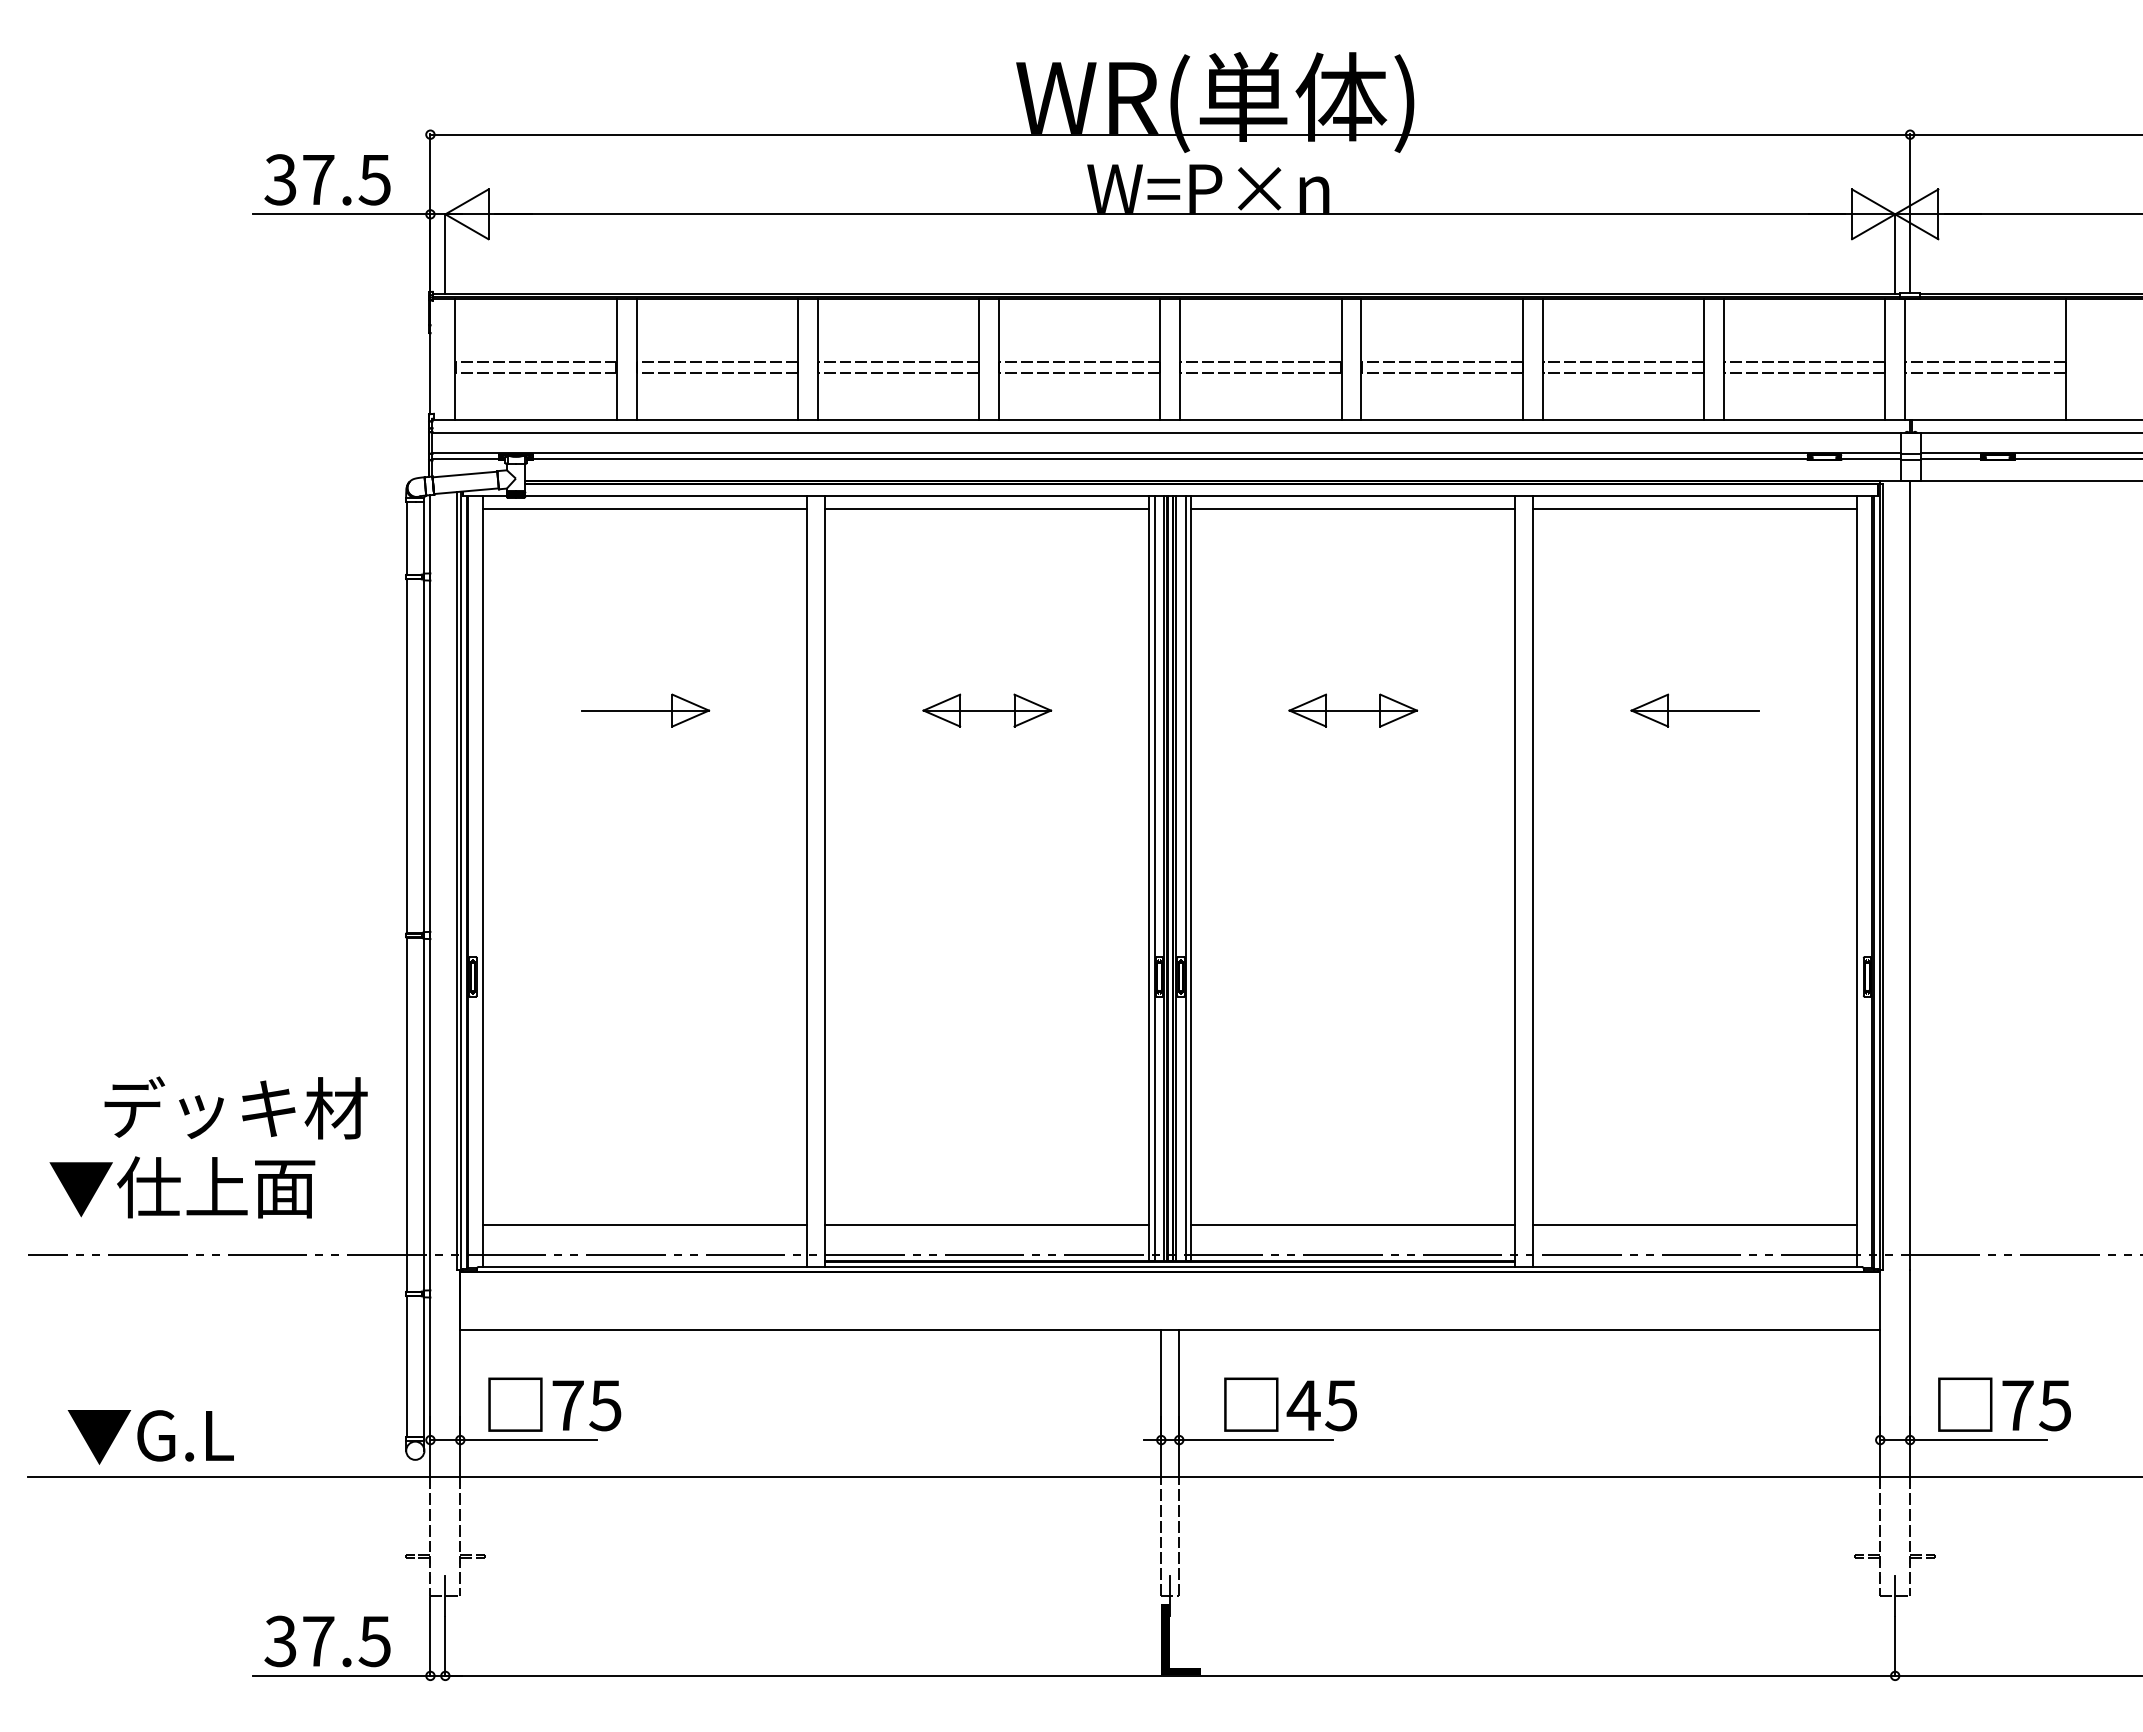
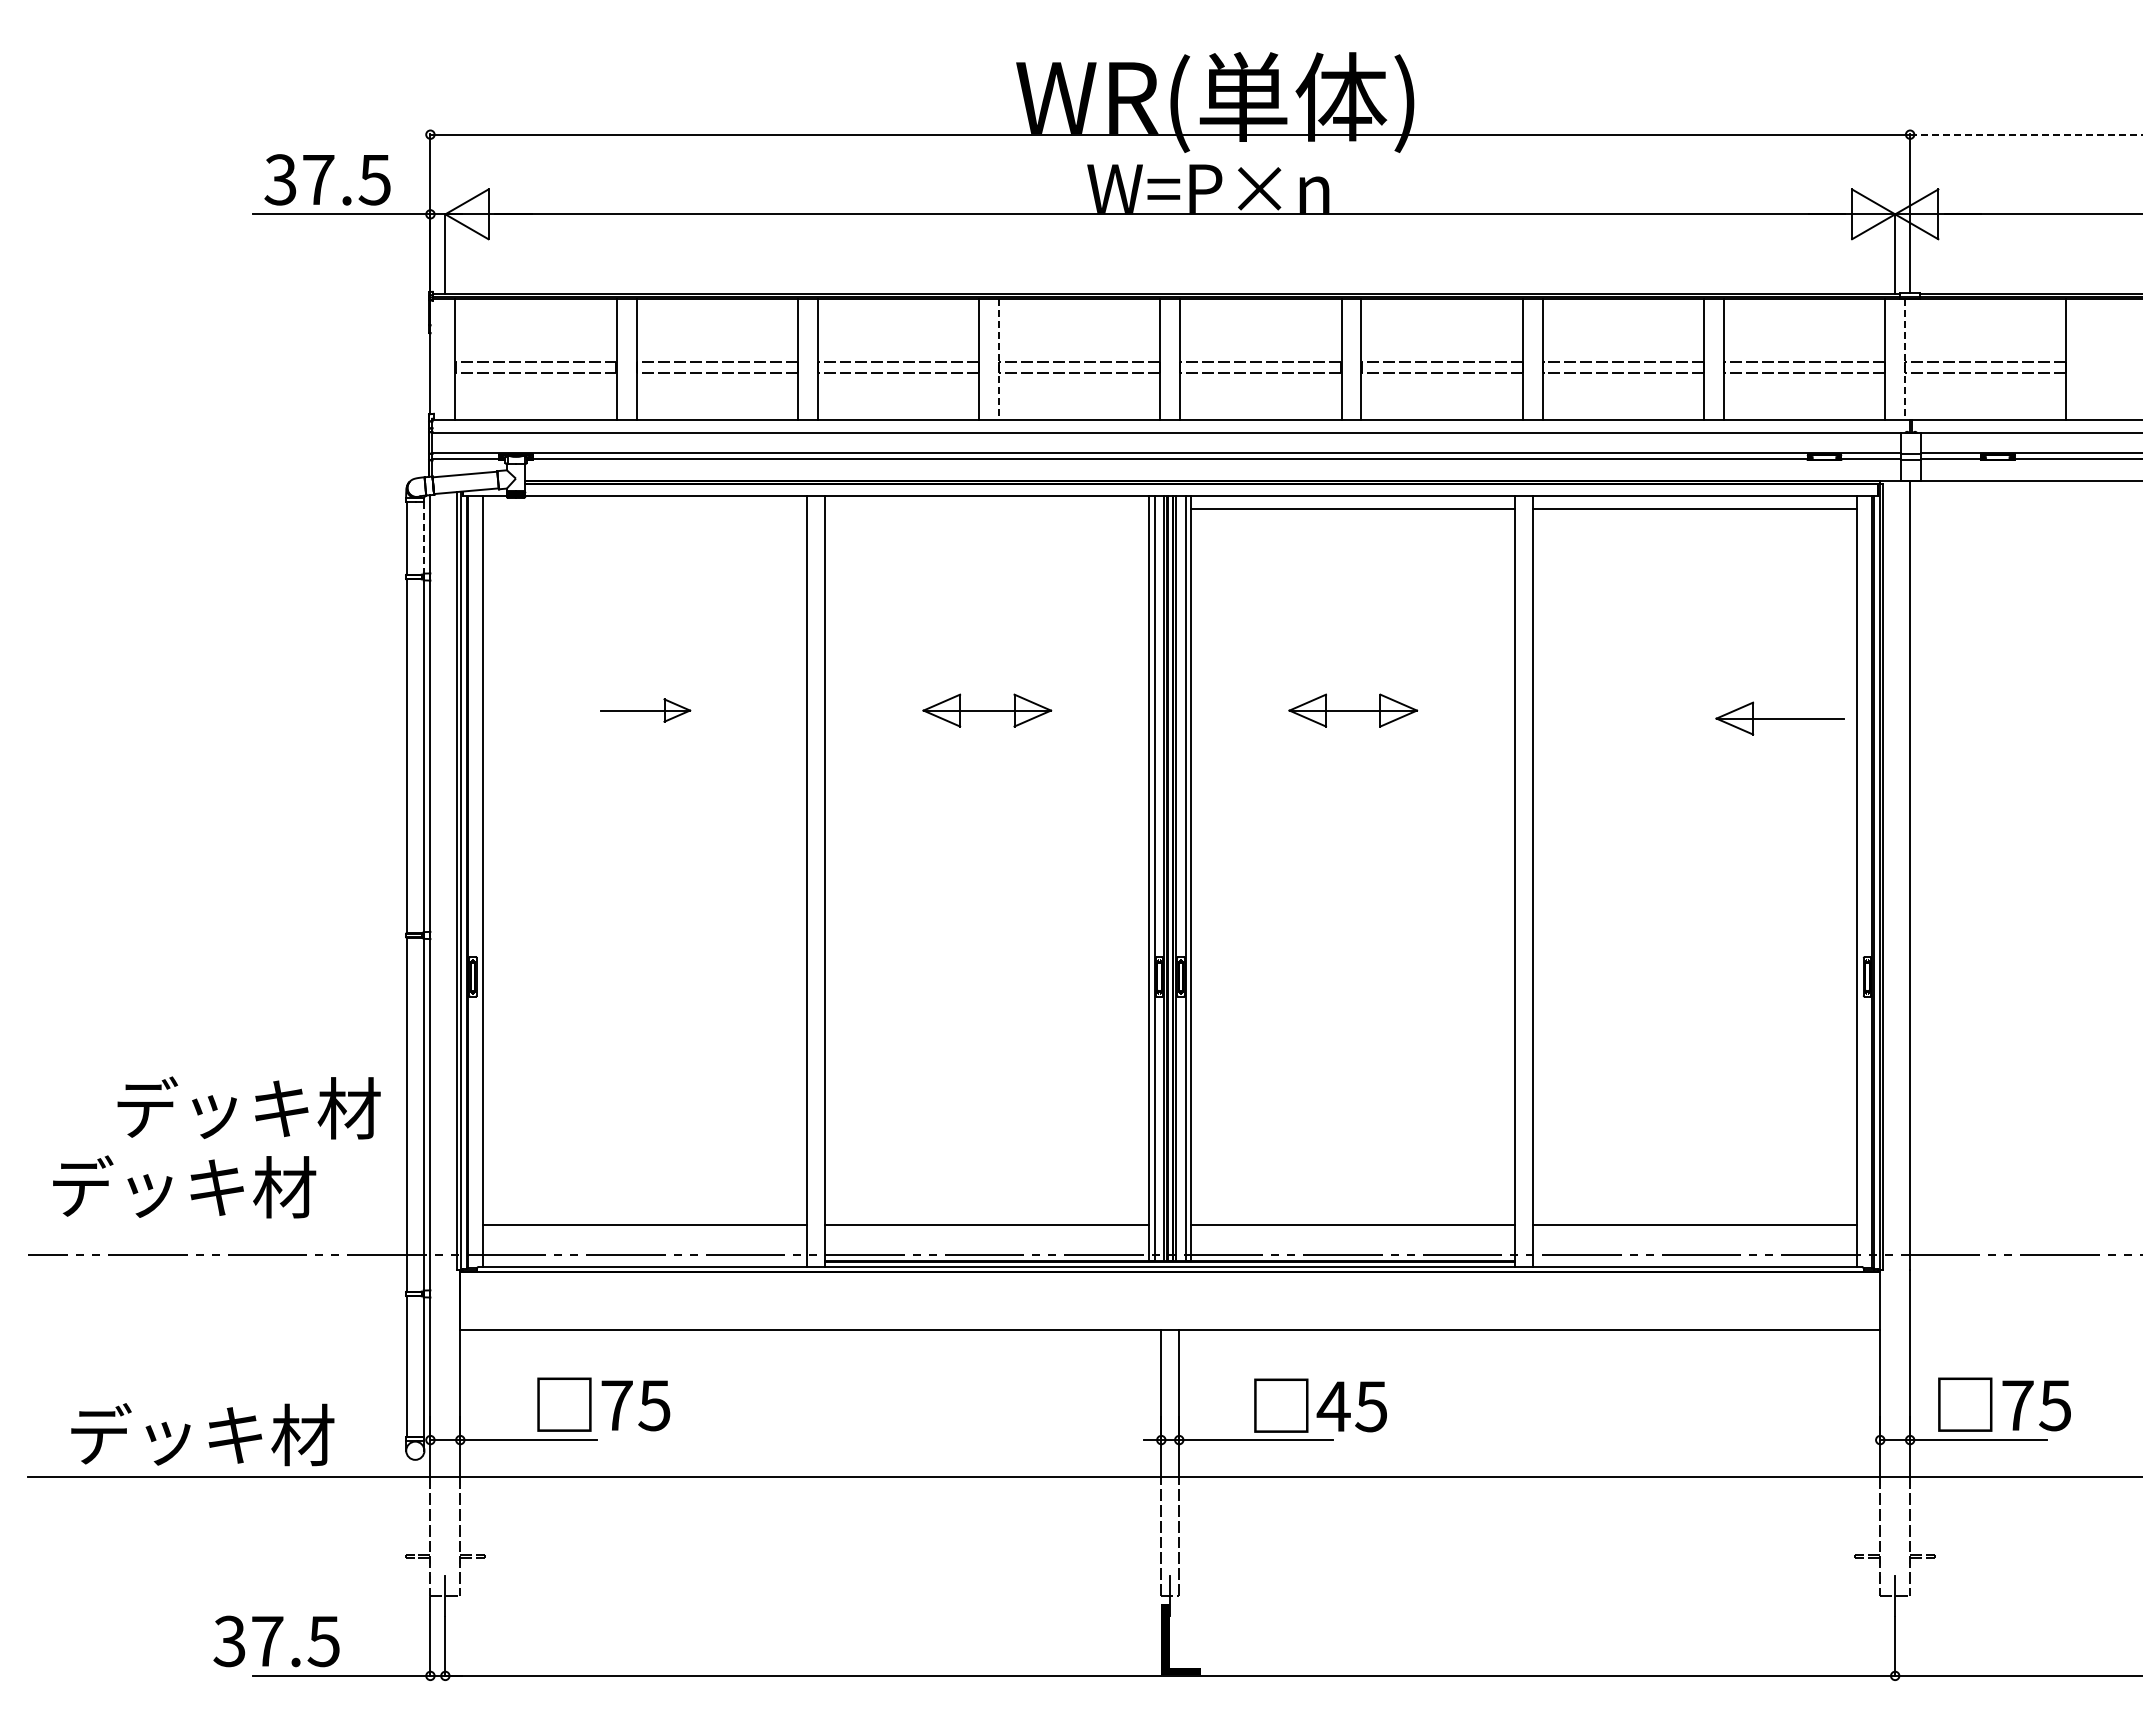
line: solid -> dashed (2026, 134)
line: solid -> dashed (999, 359)
line: solid -> dashed (1905, 360)
line: present -> none (645, 508)
line: present -> none (987, 508)
line: solid -> dashed (423, 538)
part size: 130x35 px -> 92x25 px (645, 710)
part position: (1694, 710) -> (1779, 718) (1779, 718)
text position: (235, 1107) -> (248, 1107) (248, 1107)
text: ▼仕上面 -> デッキ材 (182, 1186)
text position: (554, 1404) -> (603, 1404) (603, 1404)
text position: (1290, 1404) -> (1320, 1405) (1320, 1405)
text: ▼G.L -> デッキ材 (200, 1434)
text position: (327, 1641) -> (276, 1641) (276, 1641)
